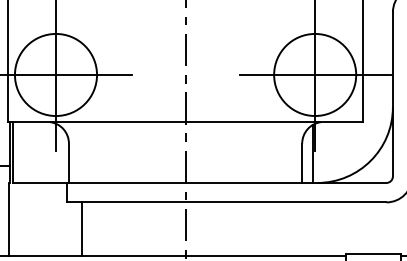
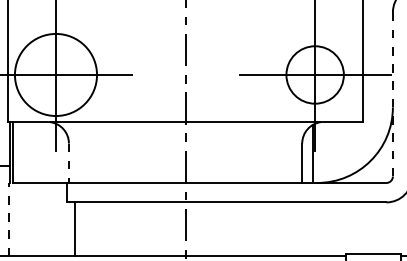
circle diameter: 82 px -> 57 px (314, 74)
line: solid -> dashed (392, 94)
line: solid -> dashed (68, 163)
line: solid -> dashed (8, 219)
line position: (81, 229) -> (74, 229) (74, 229)
